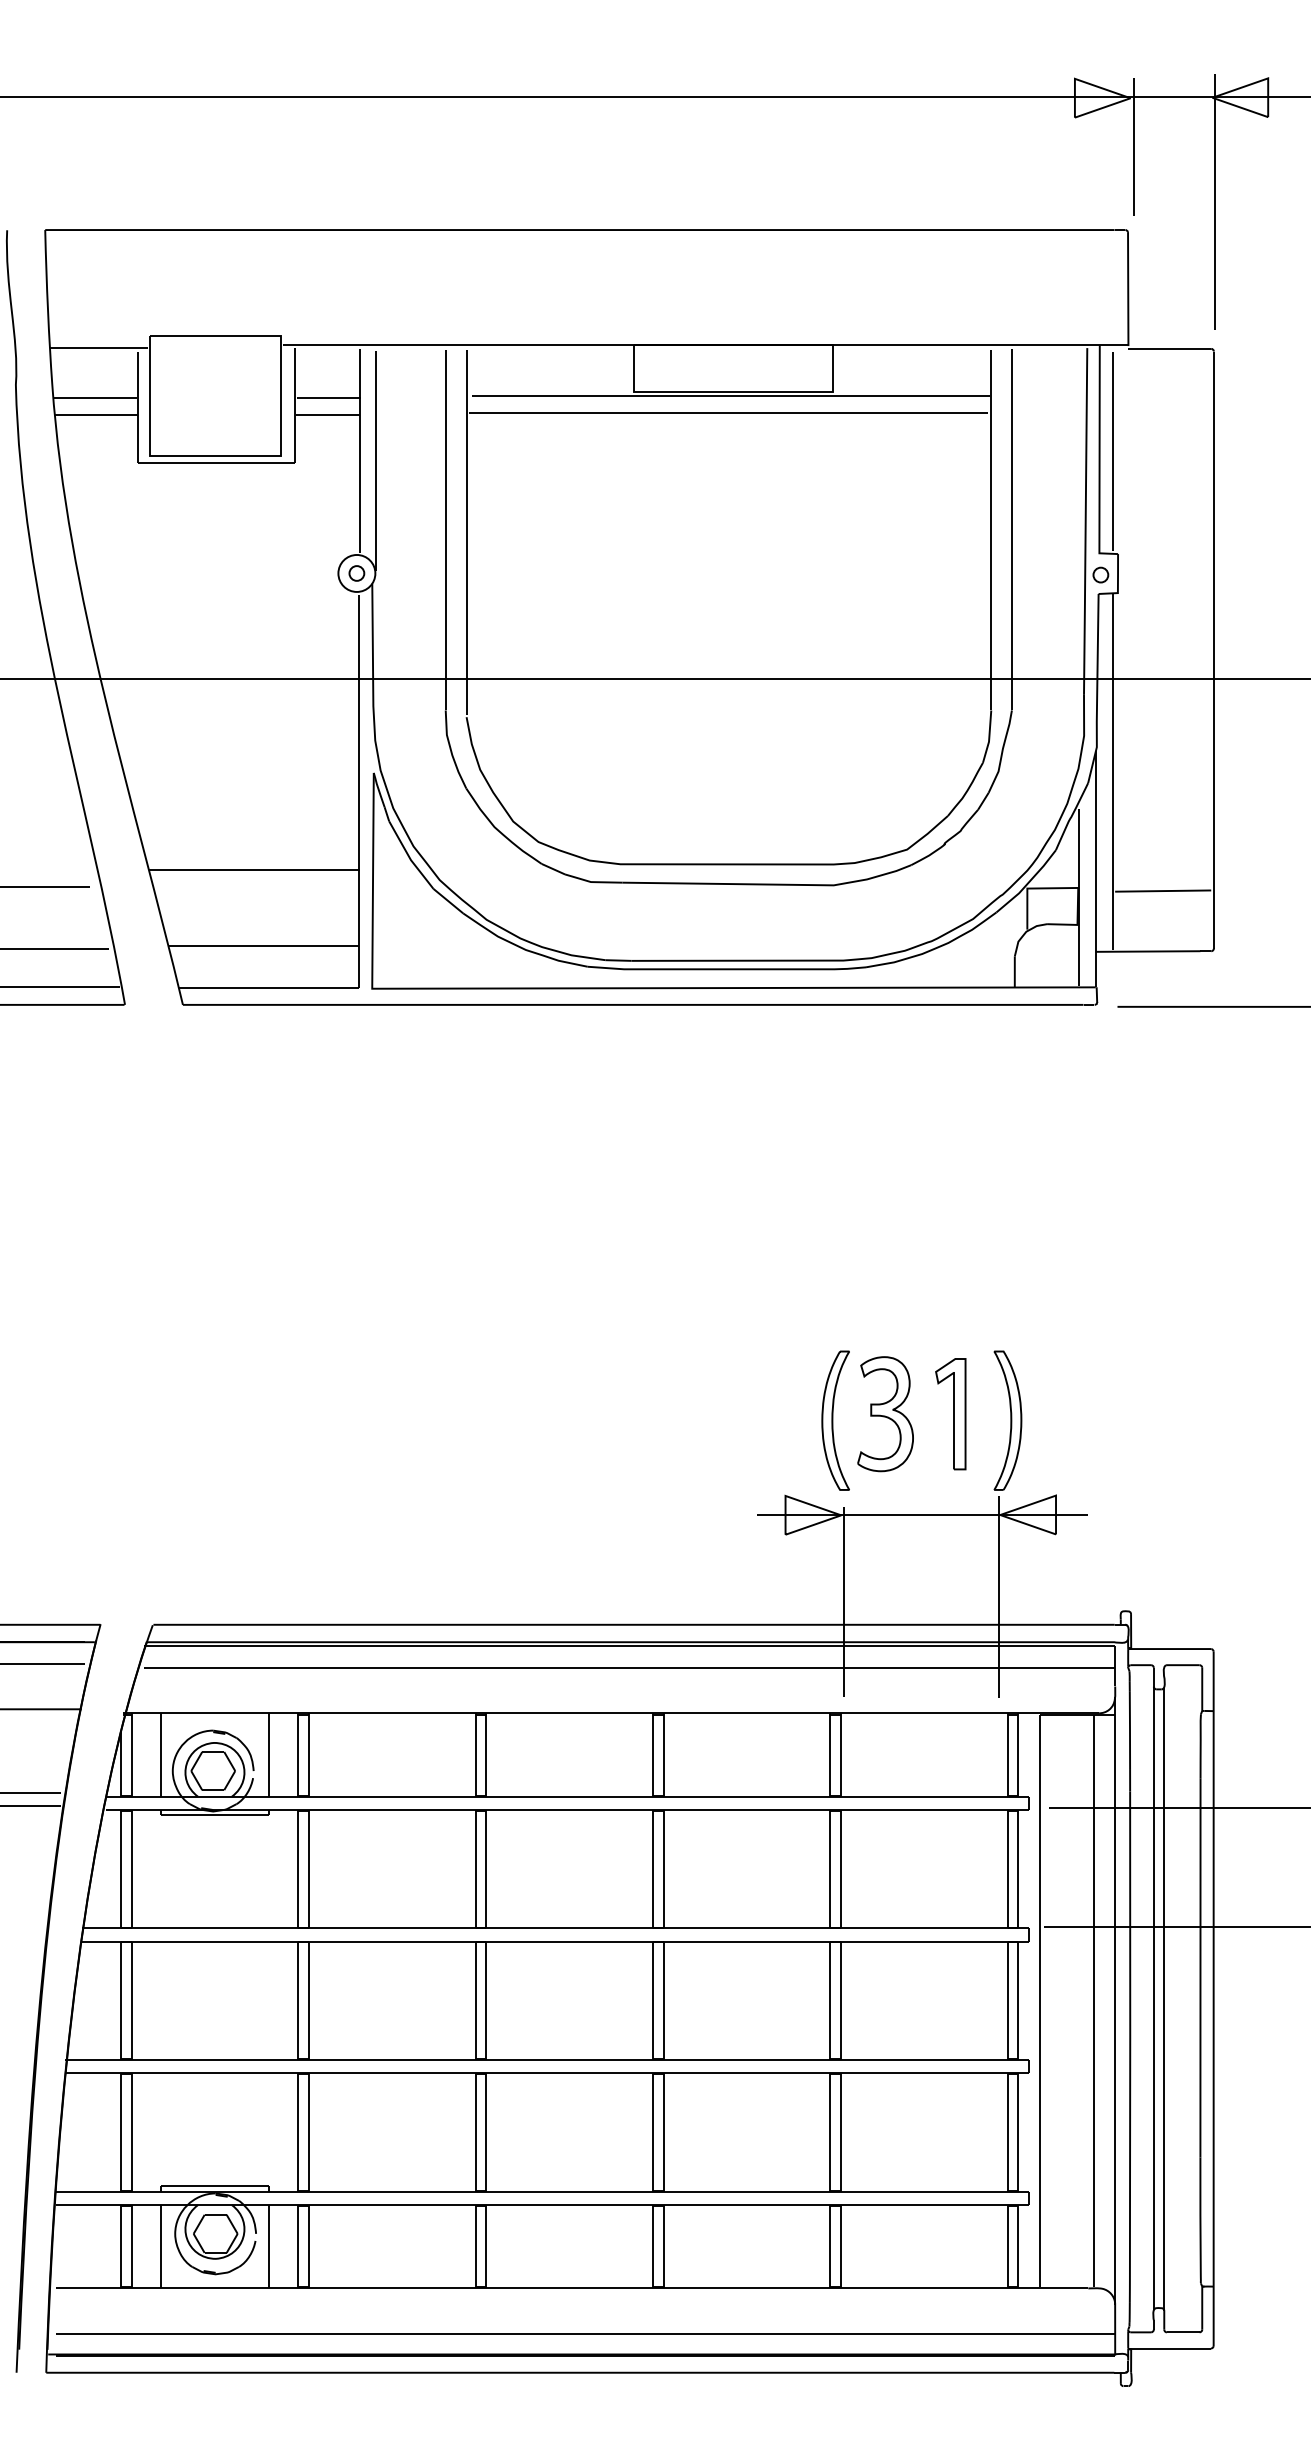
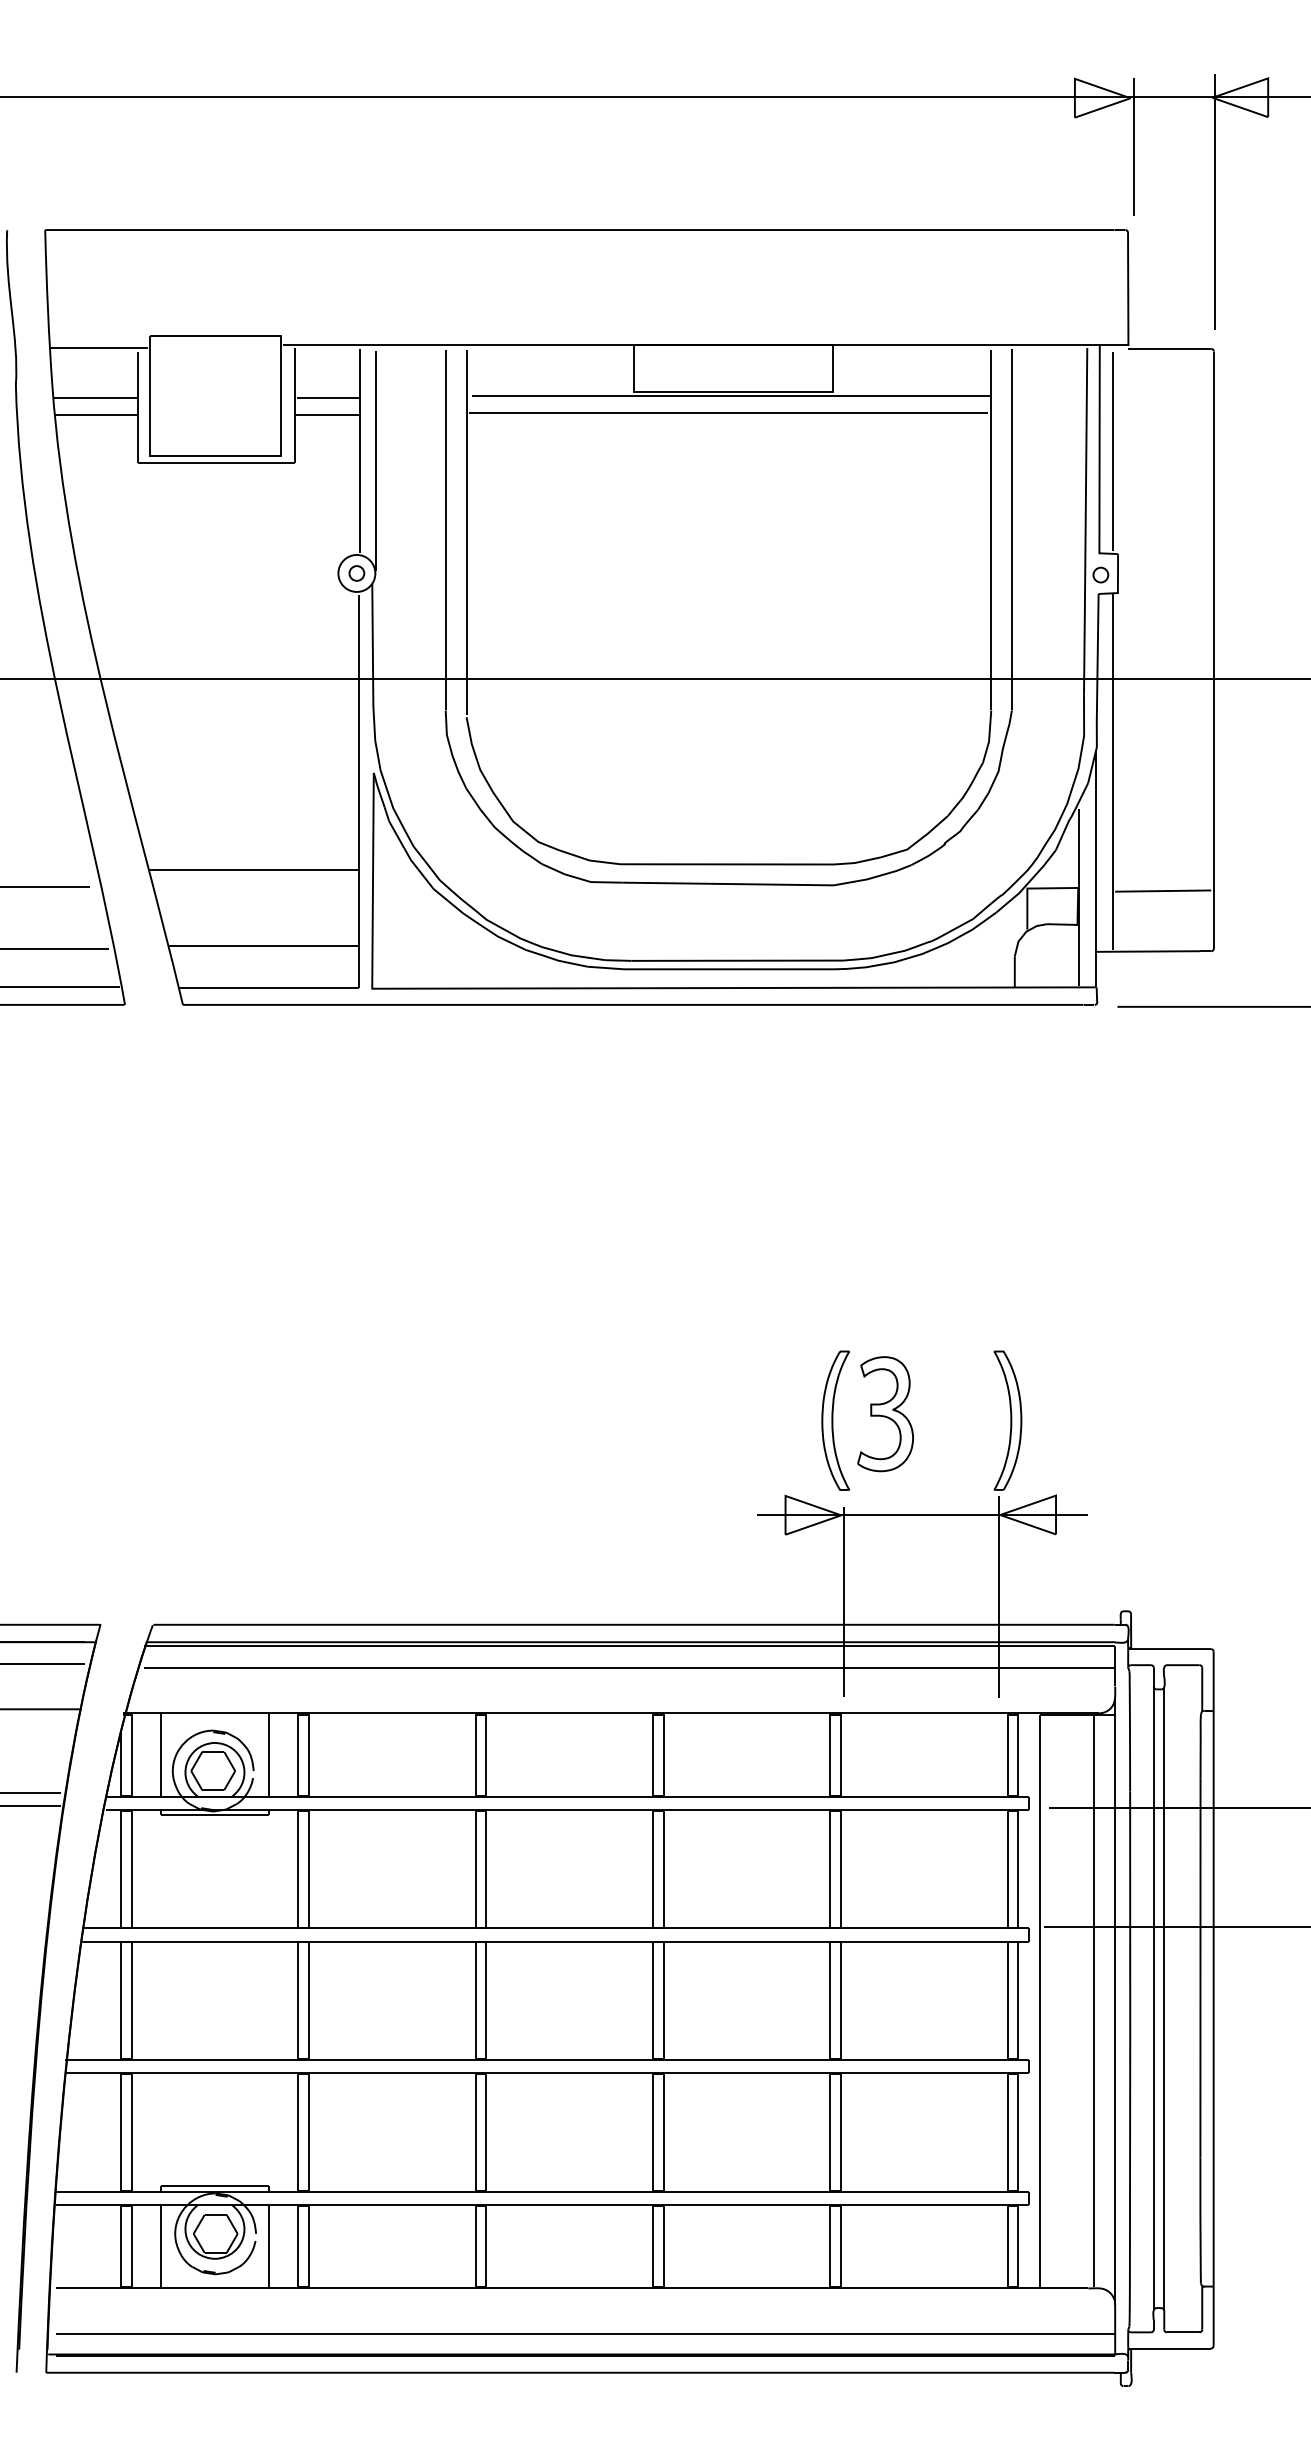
part: present -> none (950, 1414)
